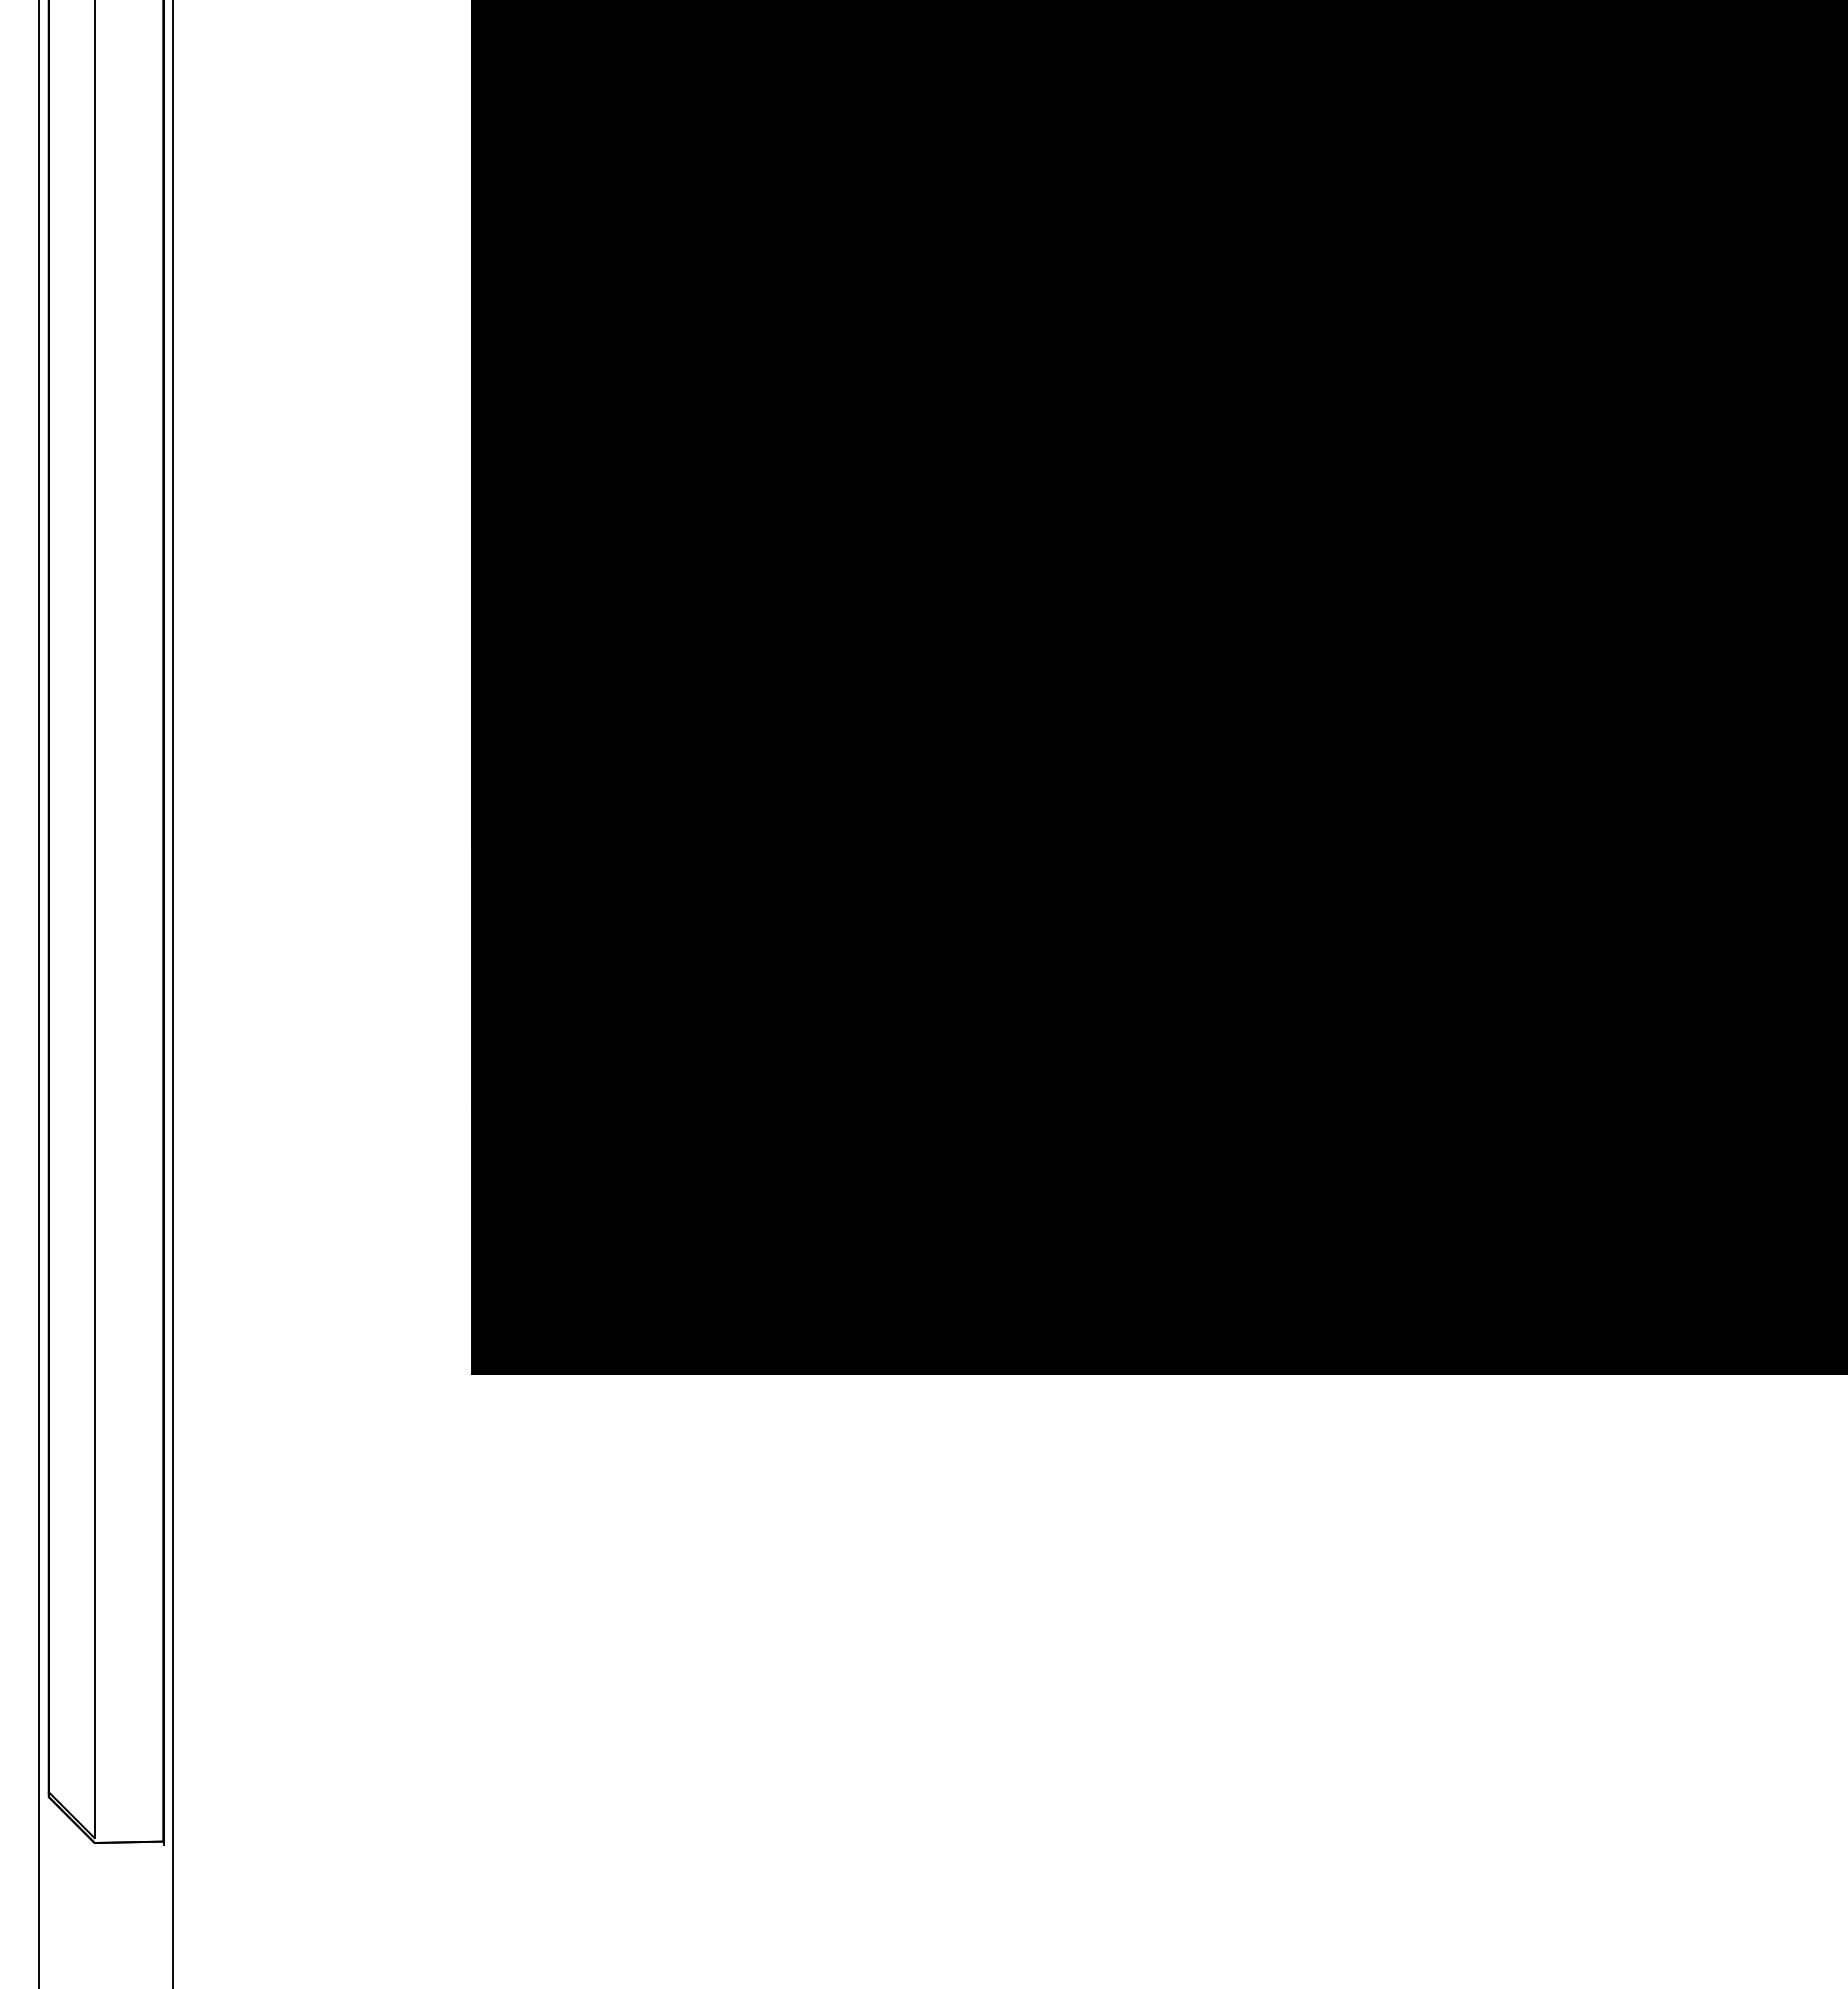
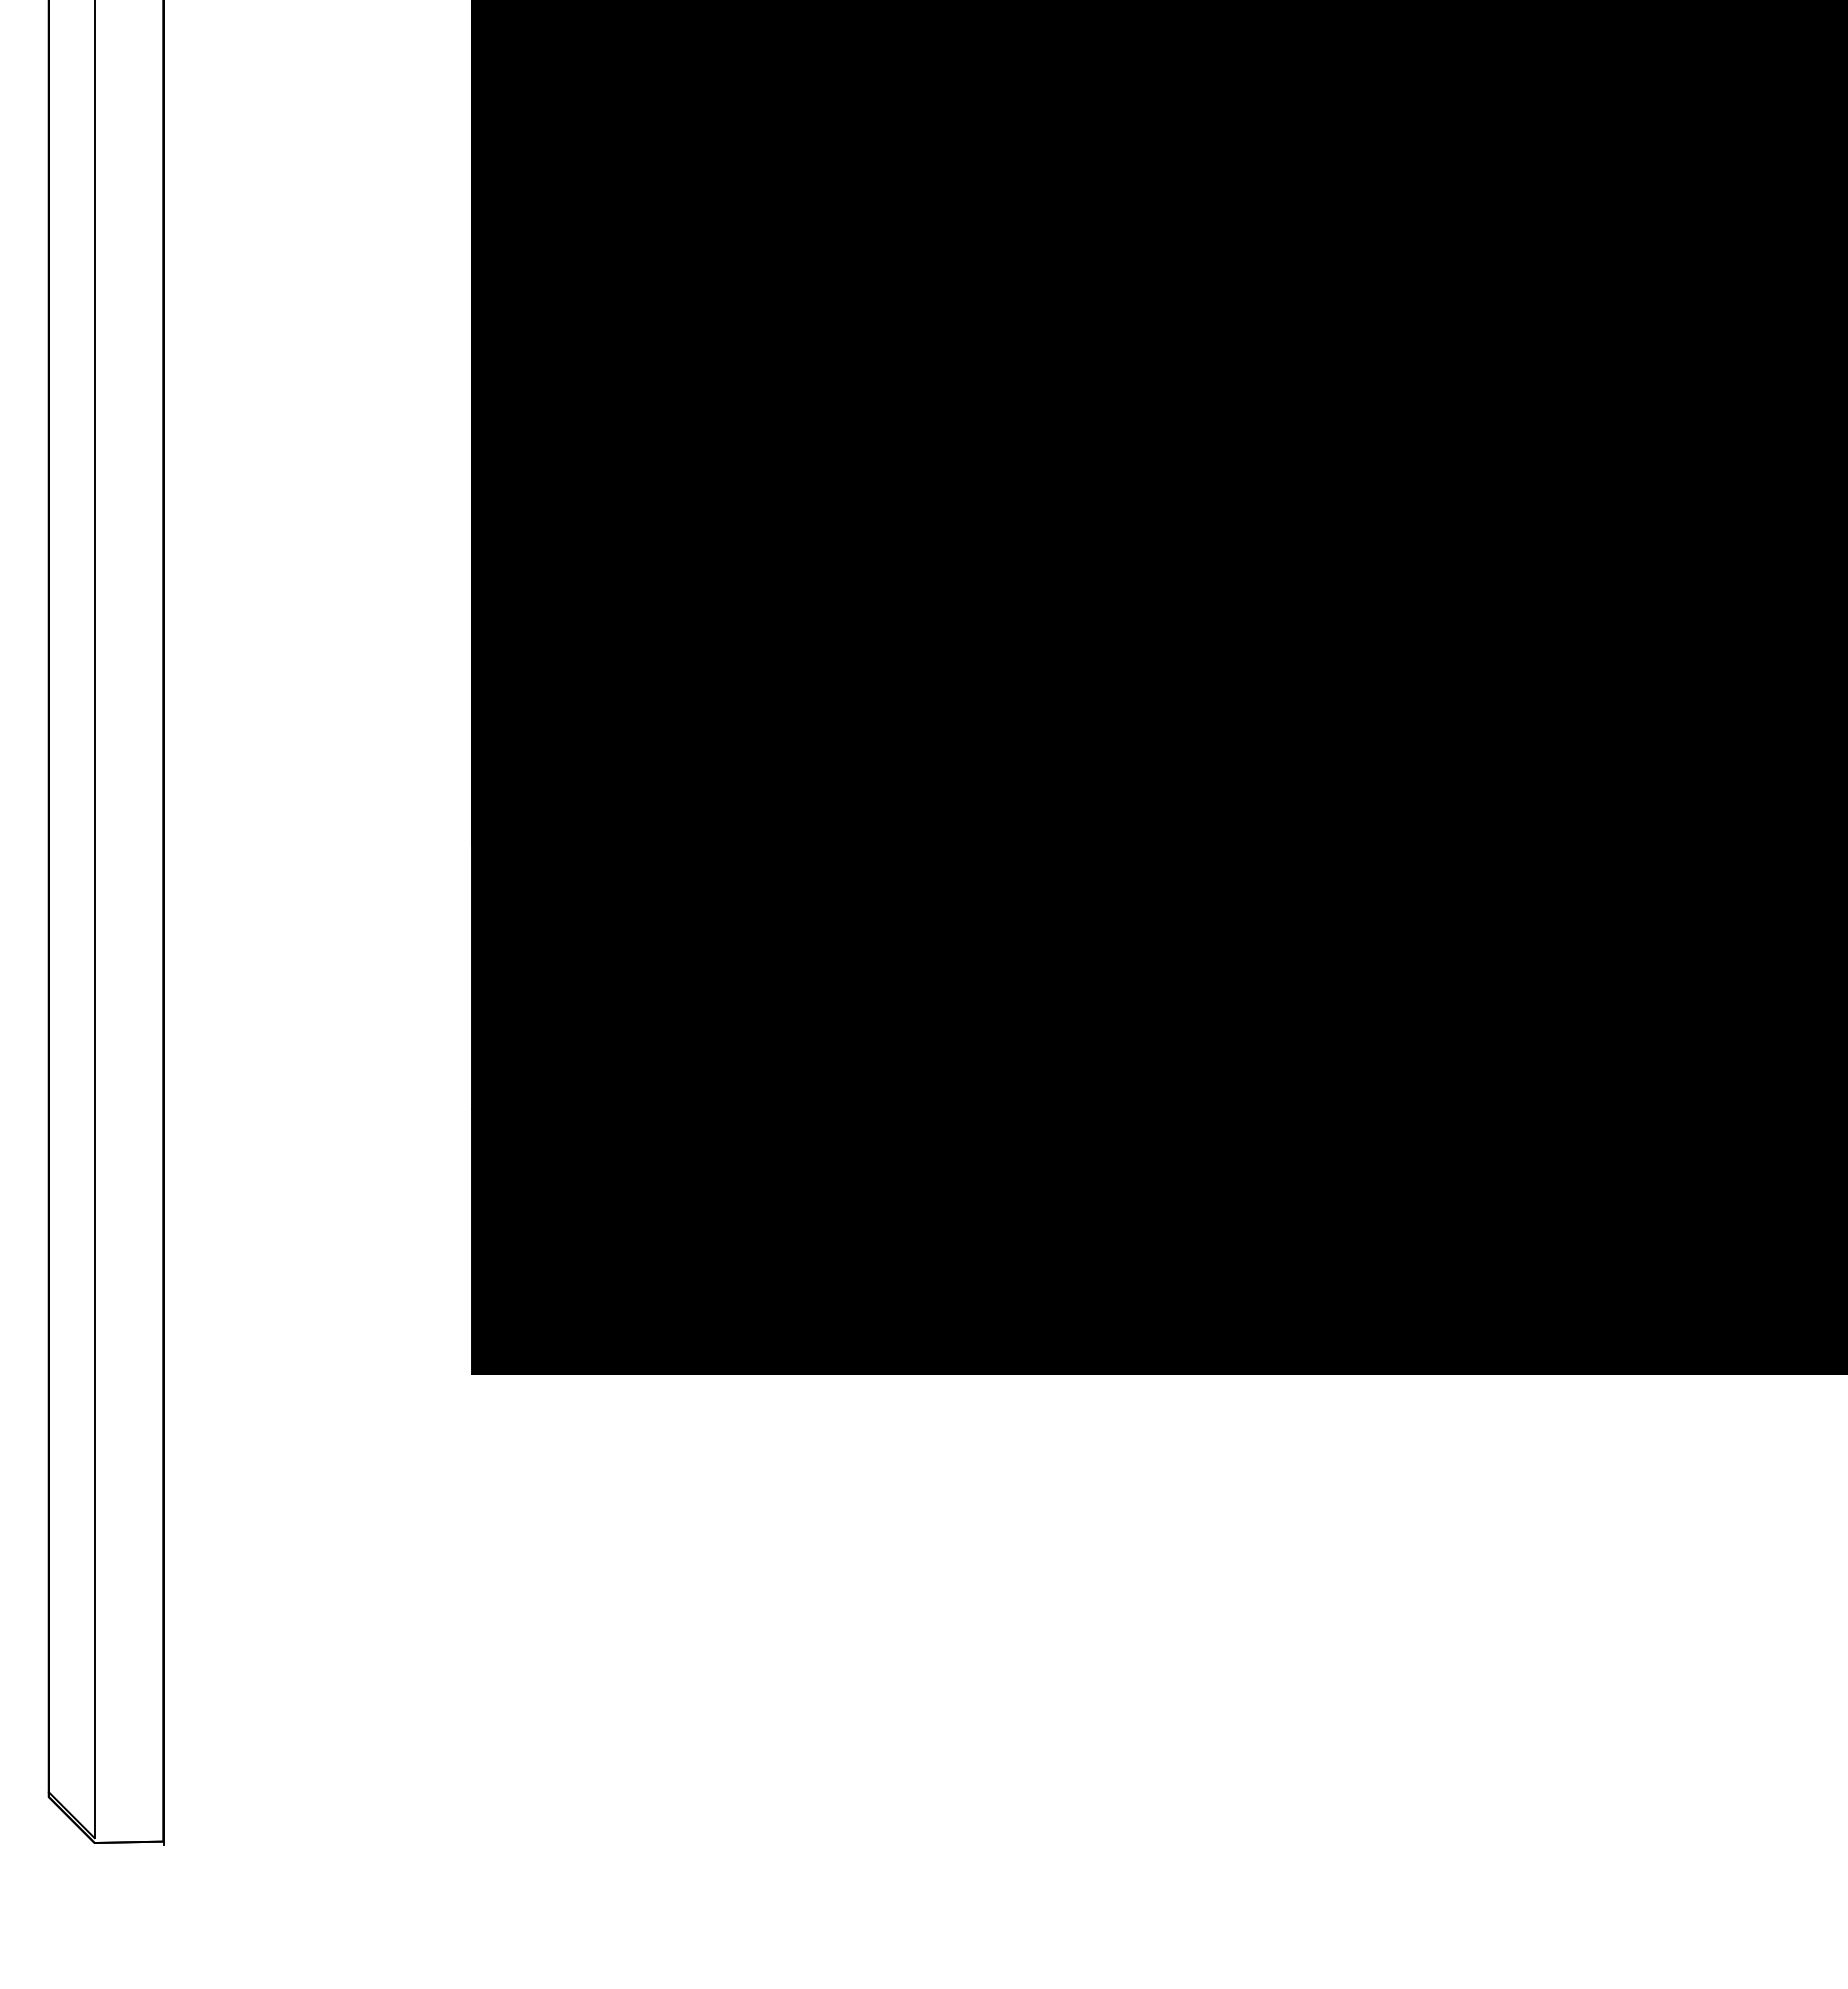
line: present -> none (39, 993)
line: present -> none (173, 993)
